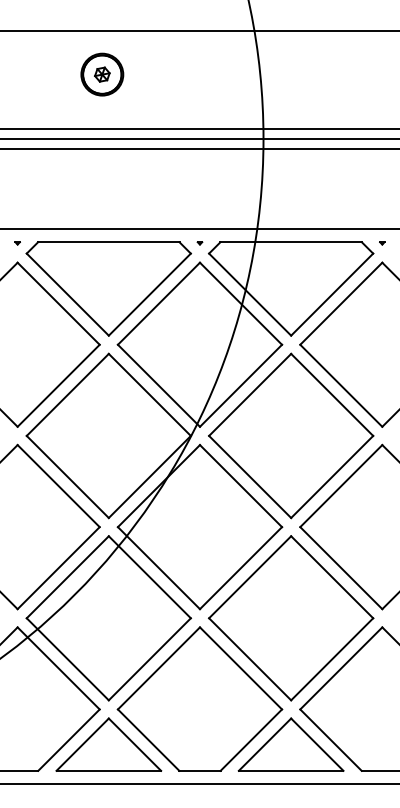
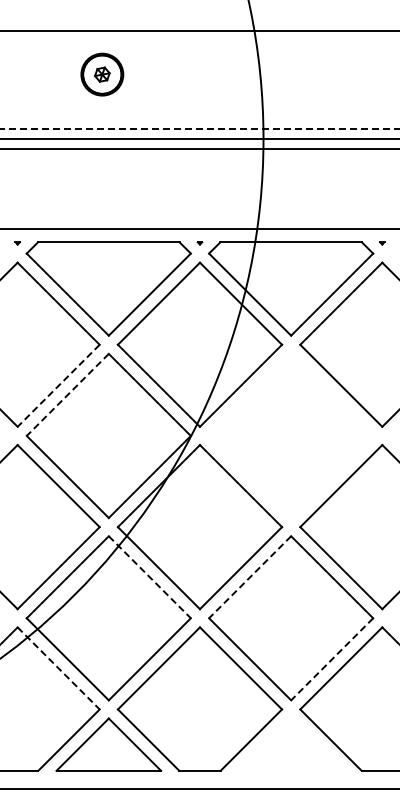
line: solid -> dashed (200, 129)
line: solid -> dashed (58, 386)
line: solid -> dashed (67, 395)
part: present -> none (291, 435)
line: solid -> dashed (150, 577)
line: solid -> dashed (249, 577)
line: solid -> dashed (331, 659)
line: solid -> dashed (59, 668)
part: present -> none (290, 744)
line position: (199, 783) -> (199, 788) (199, 788)
